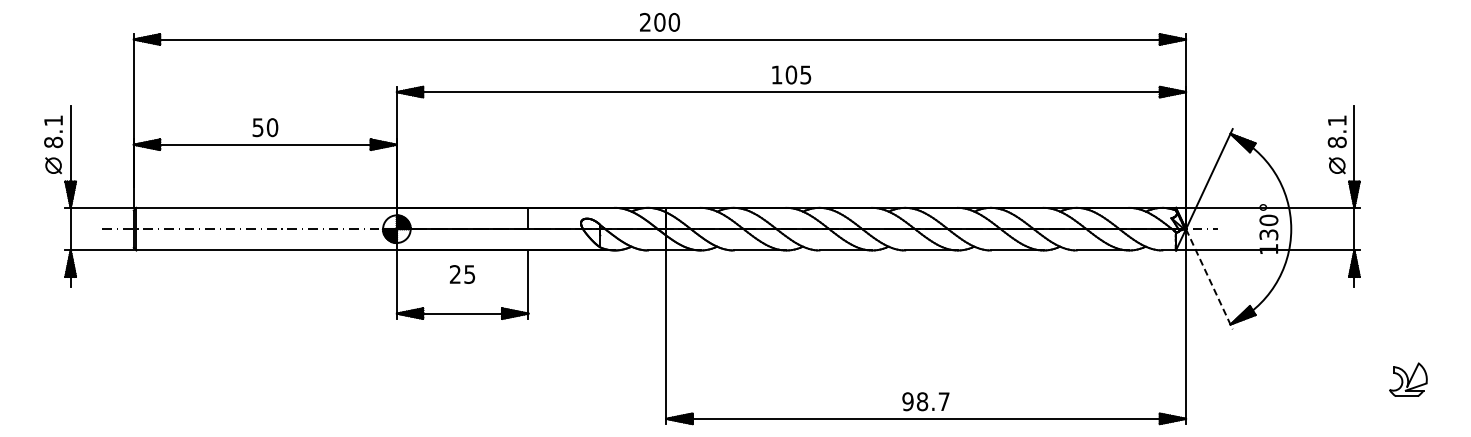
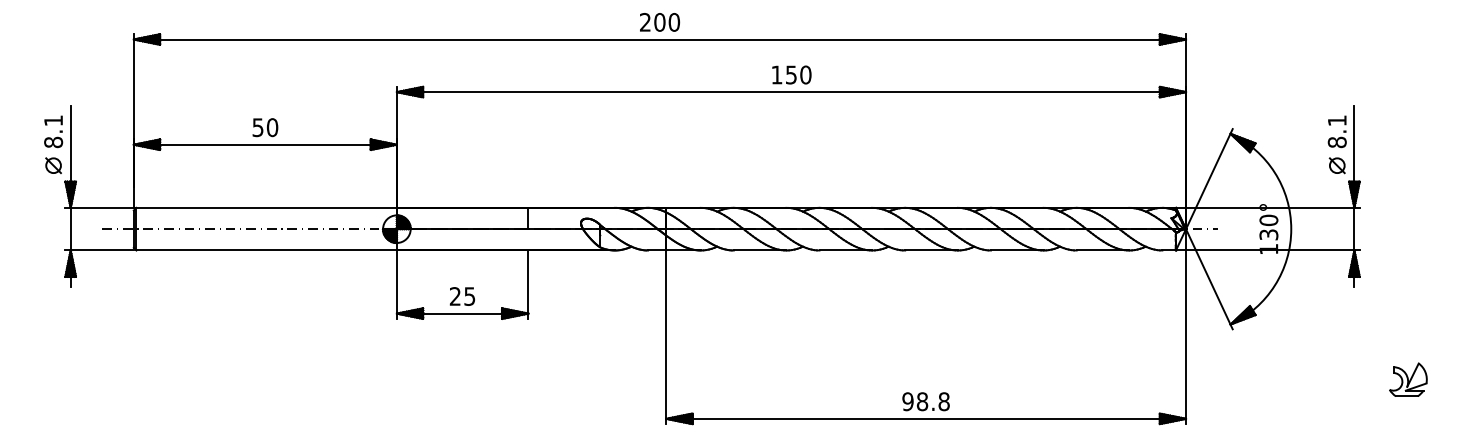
text: 105 -> 150 (798, 74)
text position: (461, 274) -> (461, 296) (461, 296)
line: dashed -> solid (1209, 279)
text: 98.7 -> 98.8 (943, 401)
